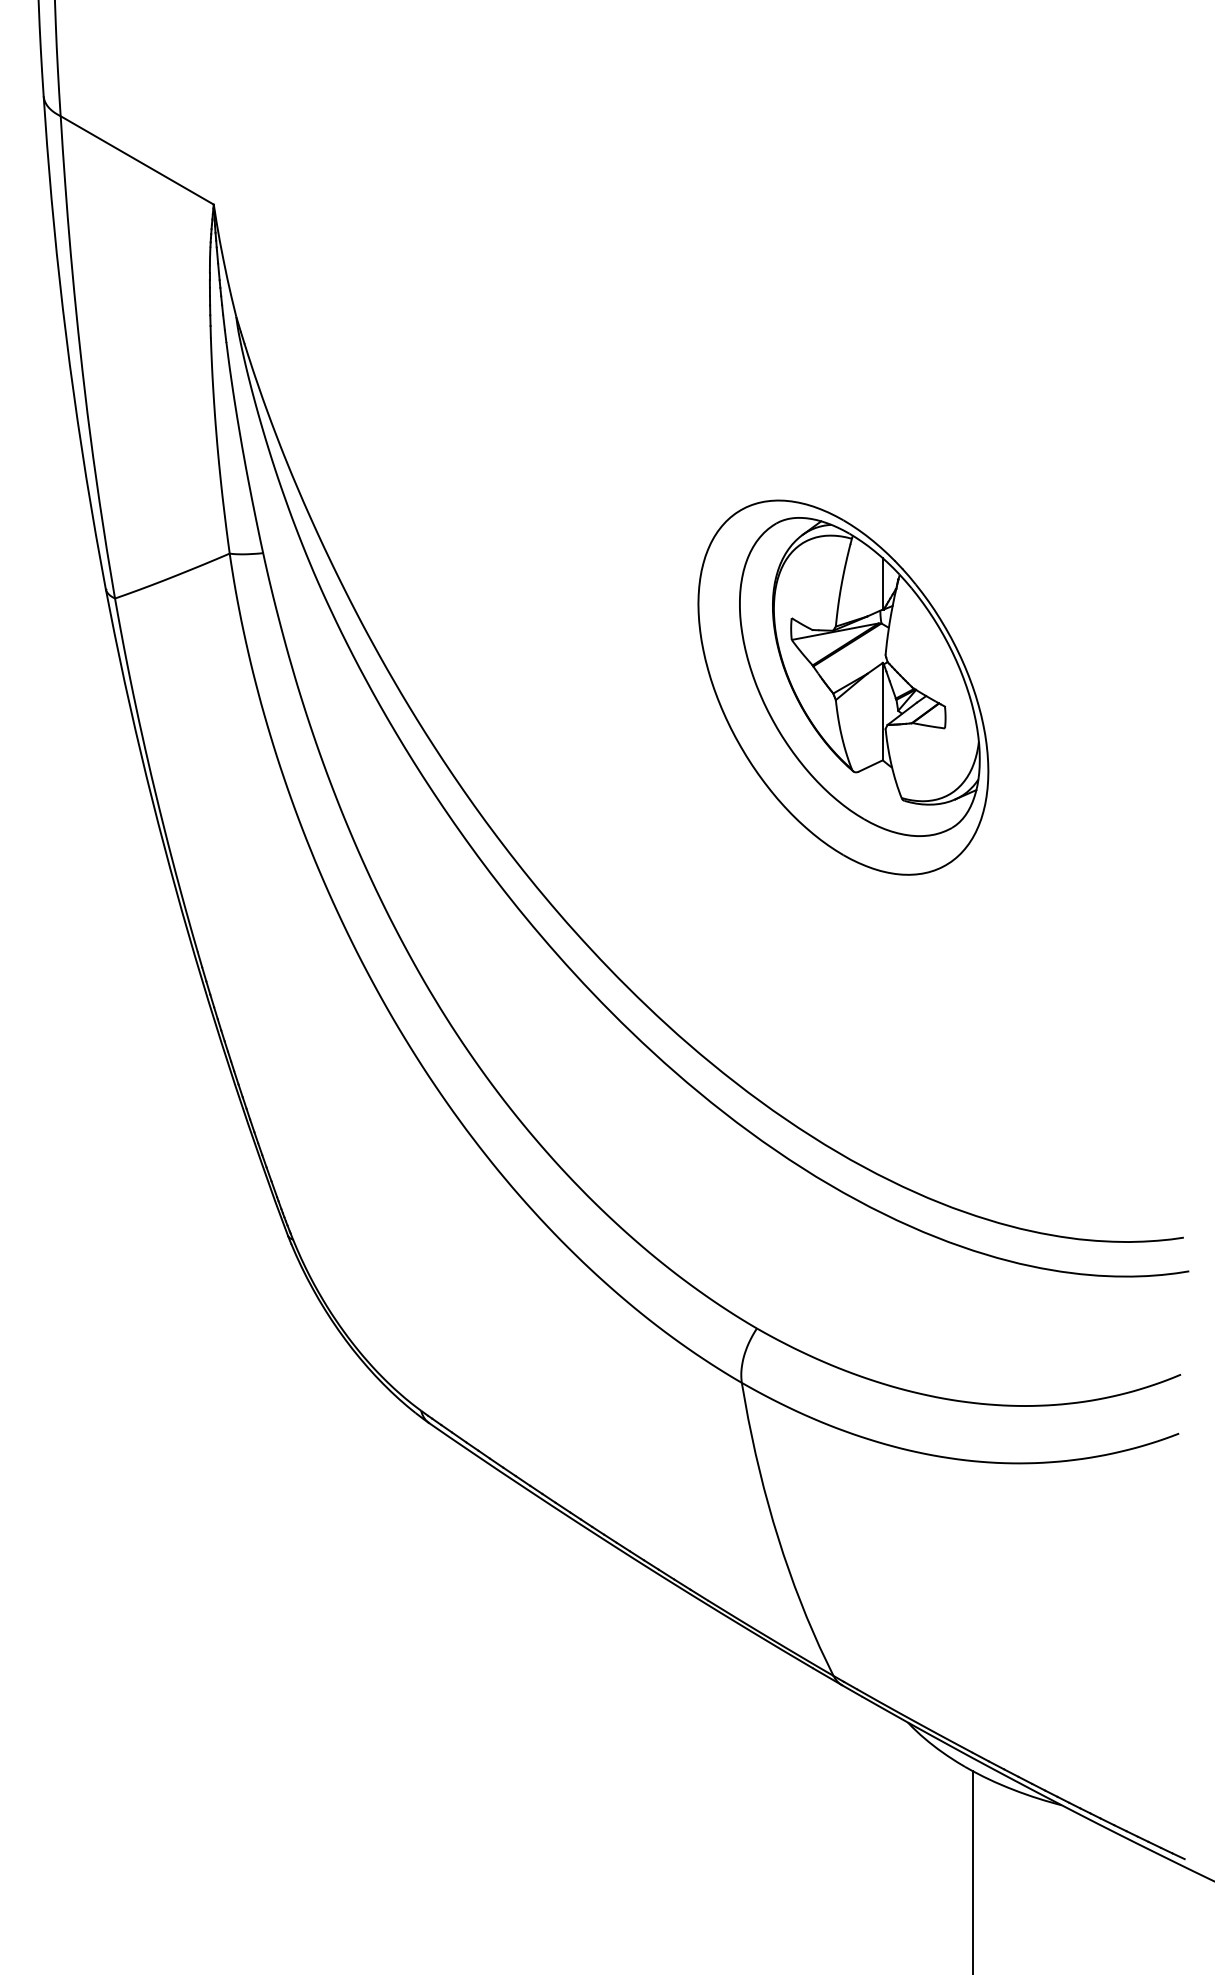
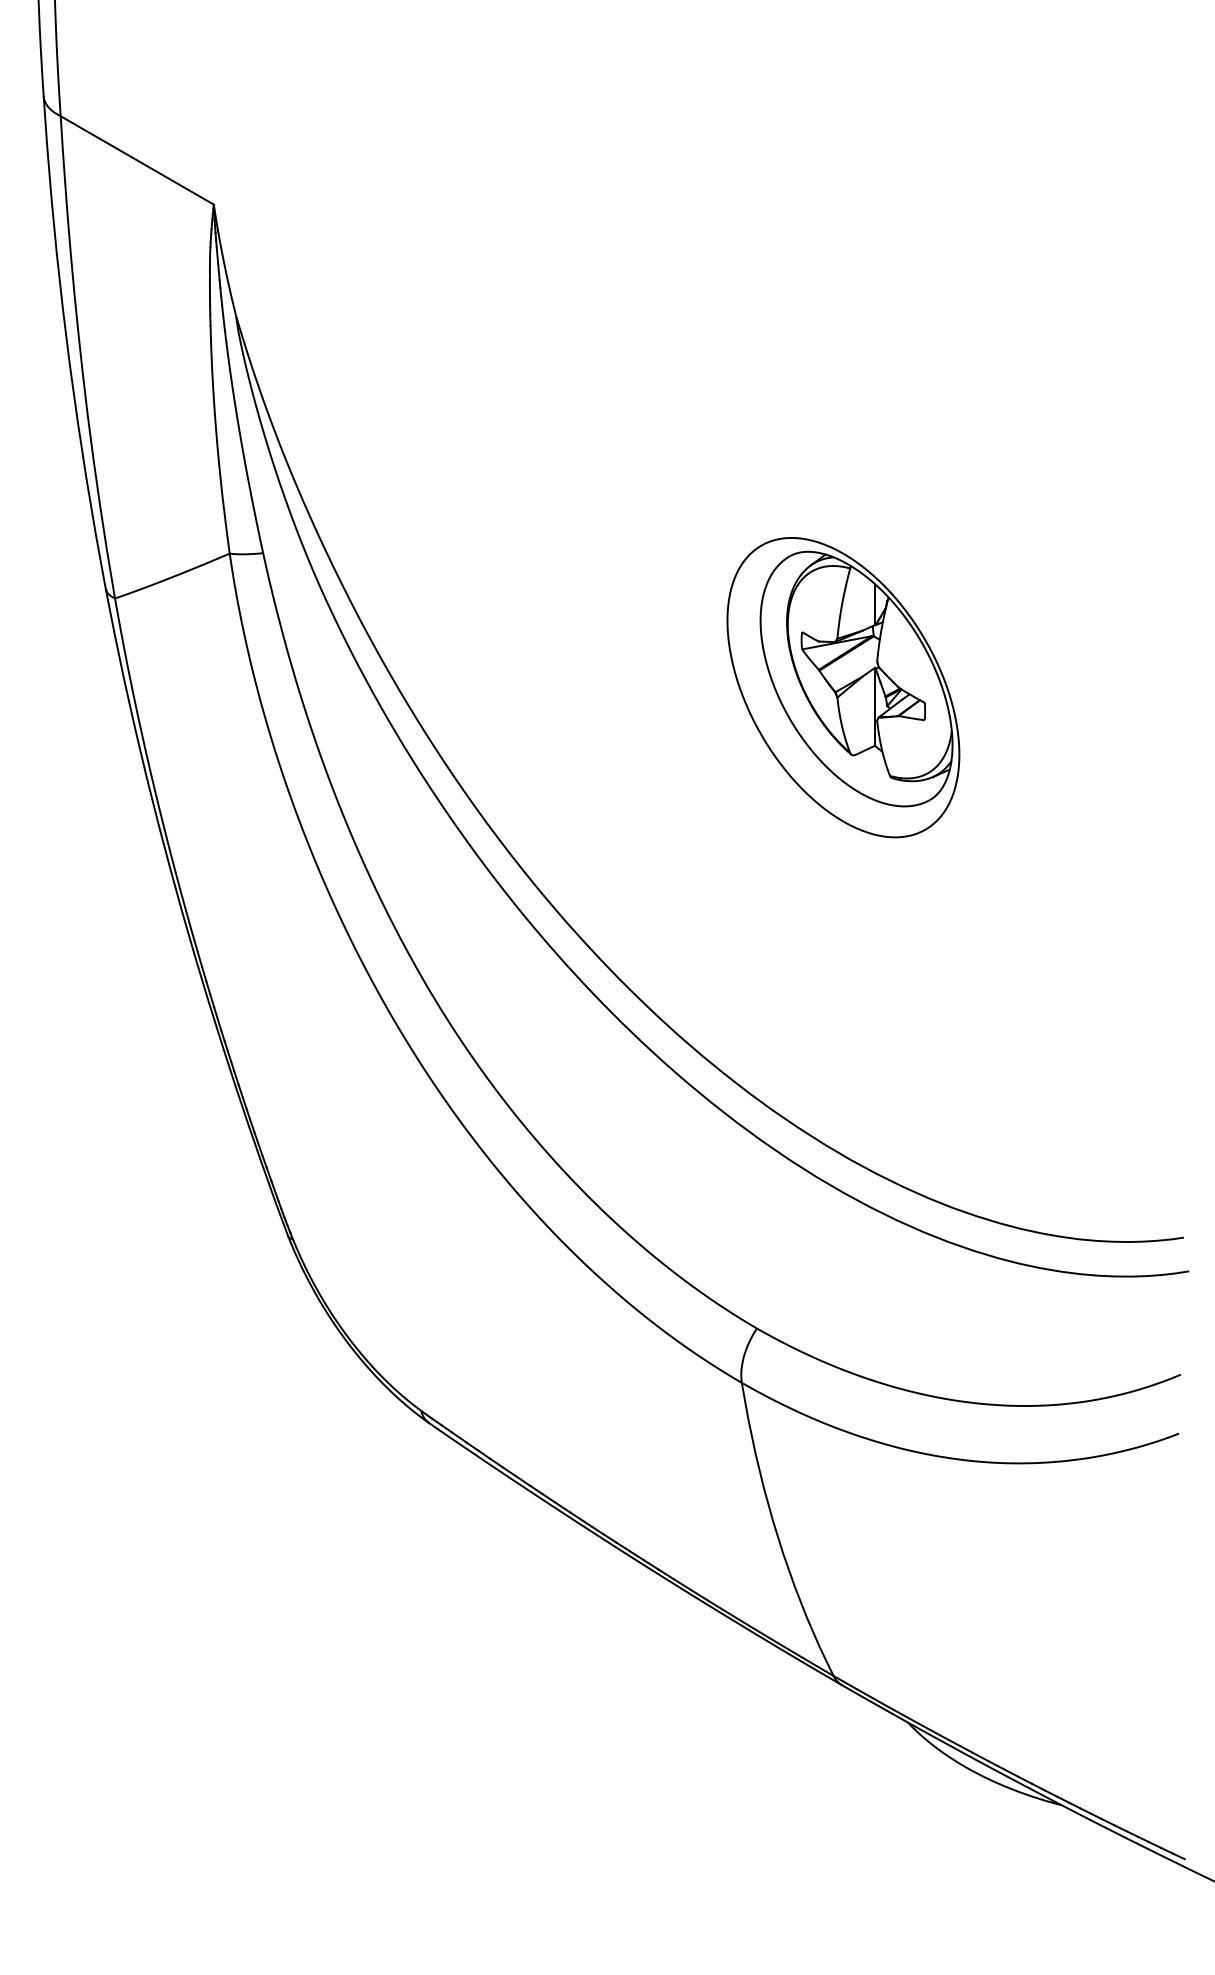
part size: 293x377 px -> 235x302 px (843, 687)
line: present -> none (972, 1871)
